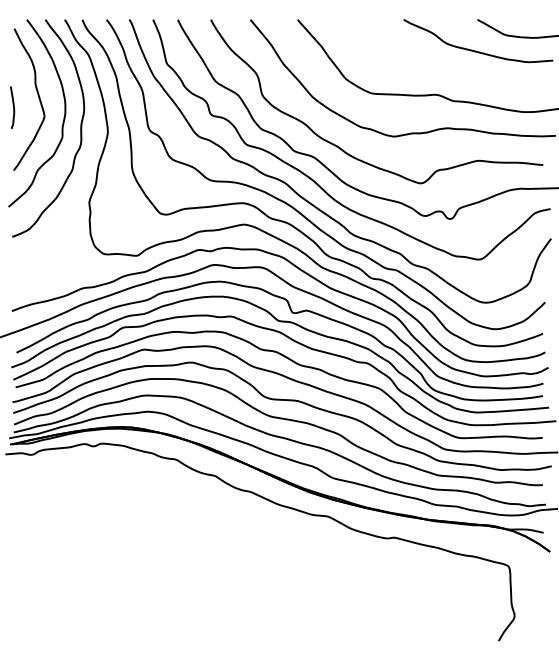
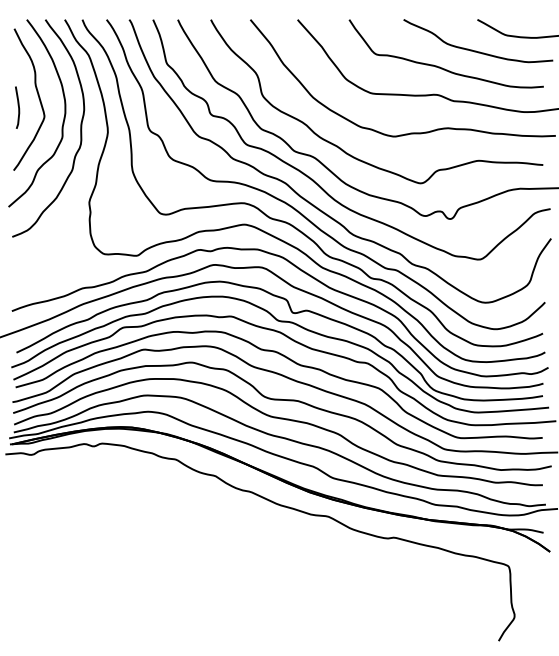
curve: none -> present (439, 66)
curve position: (13, 107) -> (18, 107) (18, 107)
